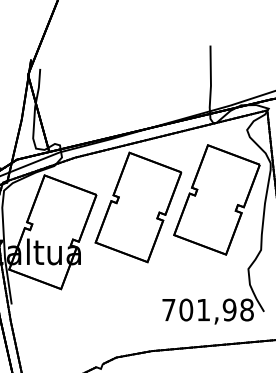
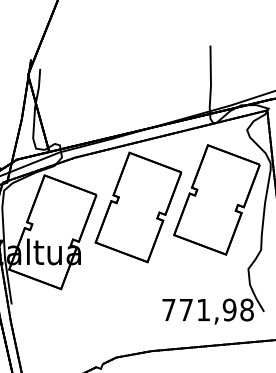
text: 701,98 -> 771,98 (186, 309)
